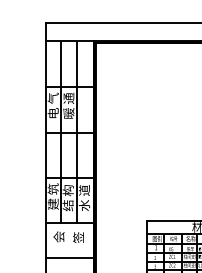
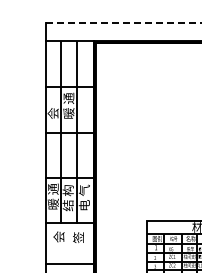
line: solid -> dashed (123, 22)
text: 电 气 -> 会 (52, 105)
text: 建 筑 -> 暖 通 (52, 196)
text: 水 道 -> 电 气 (84, 197)
line position: (69, 258) -> (69, 264) (69, 264)
